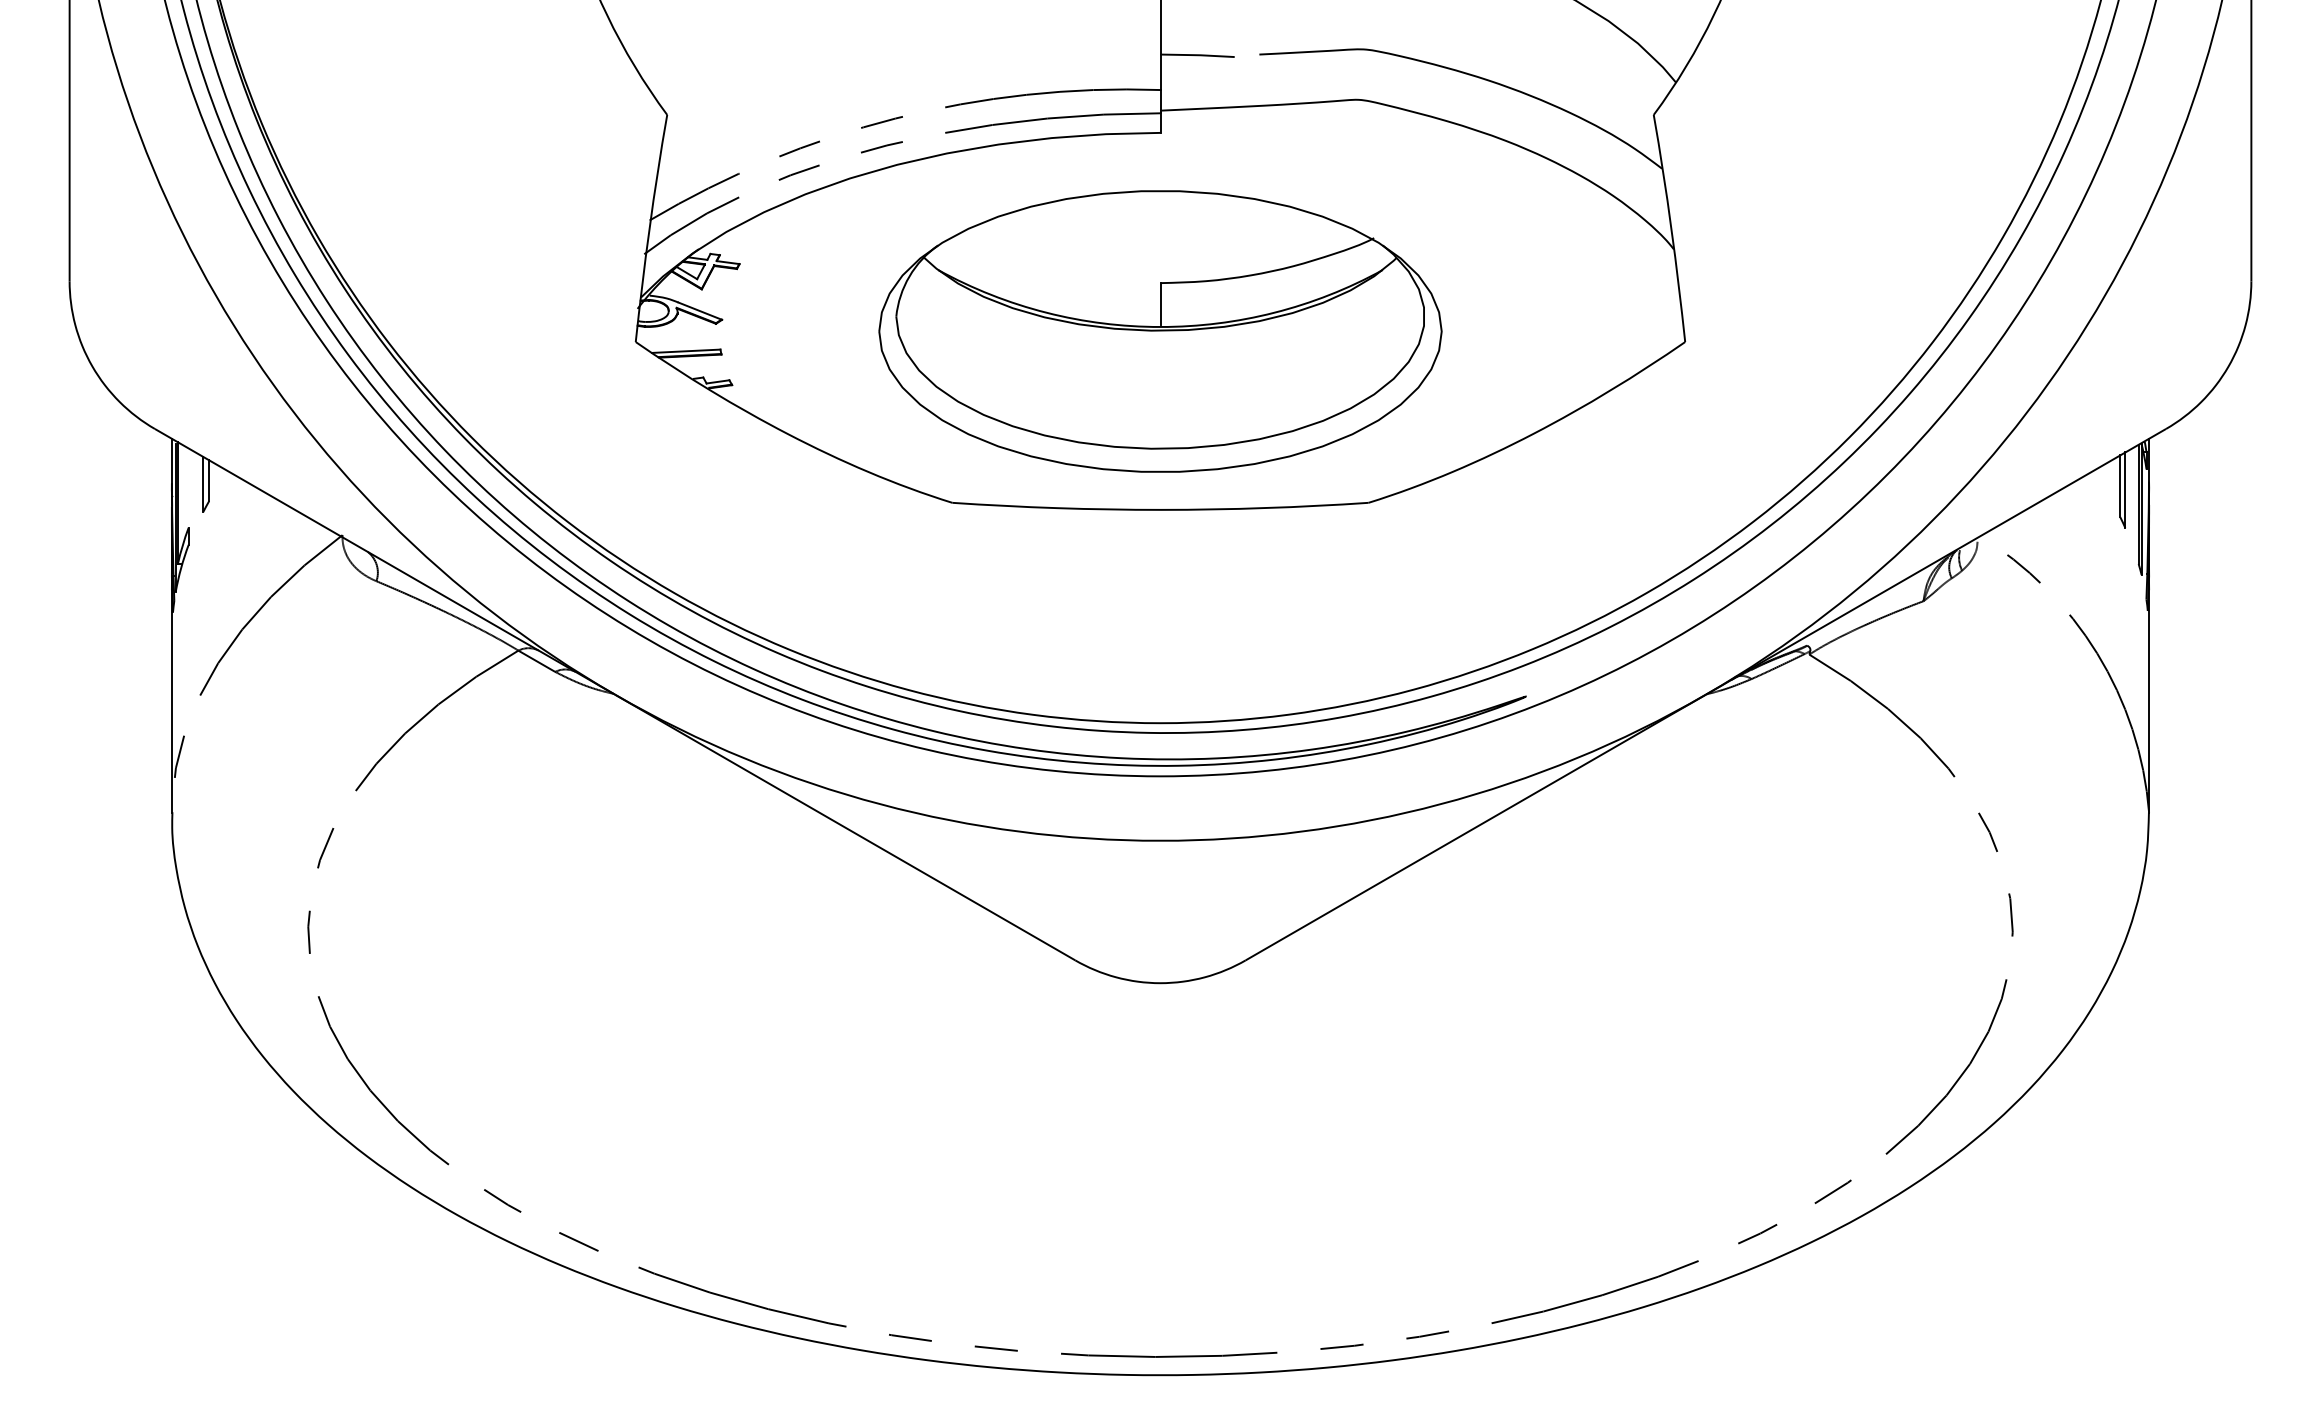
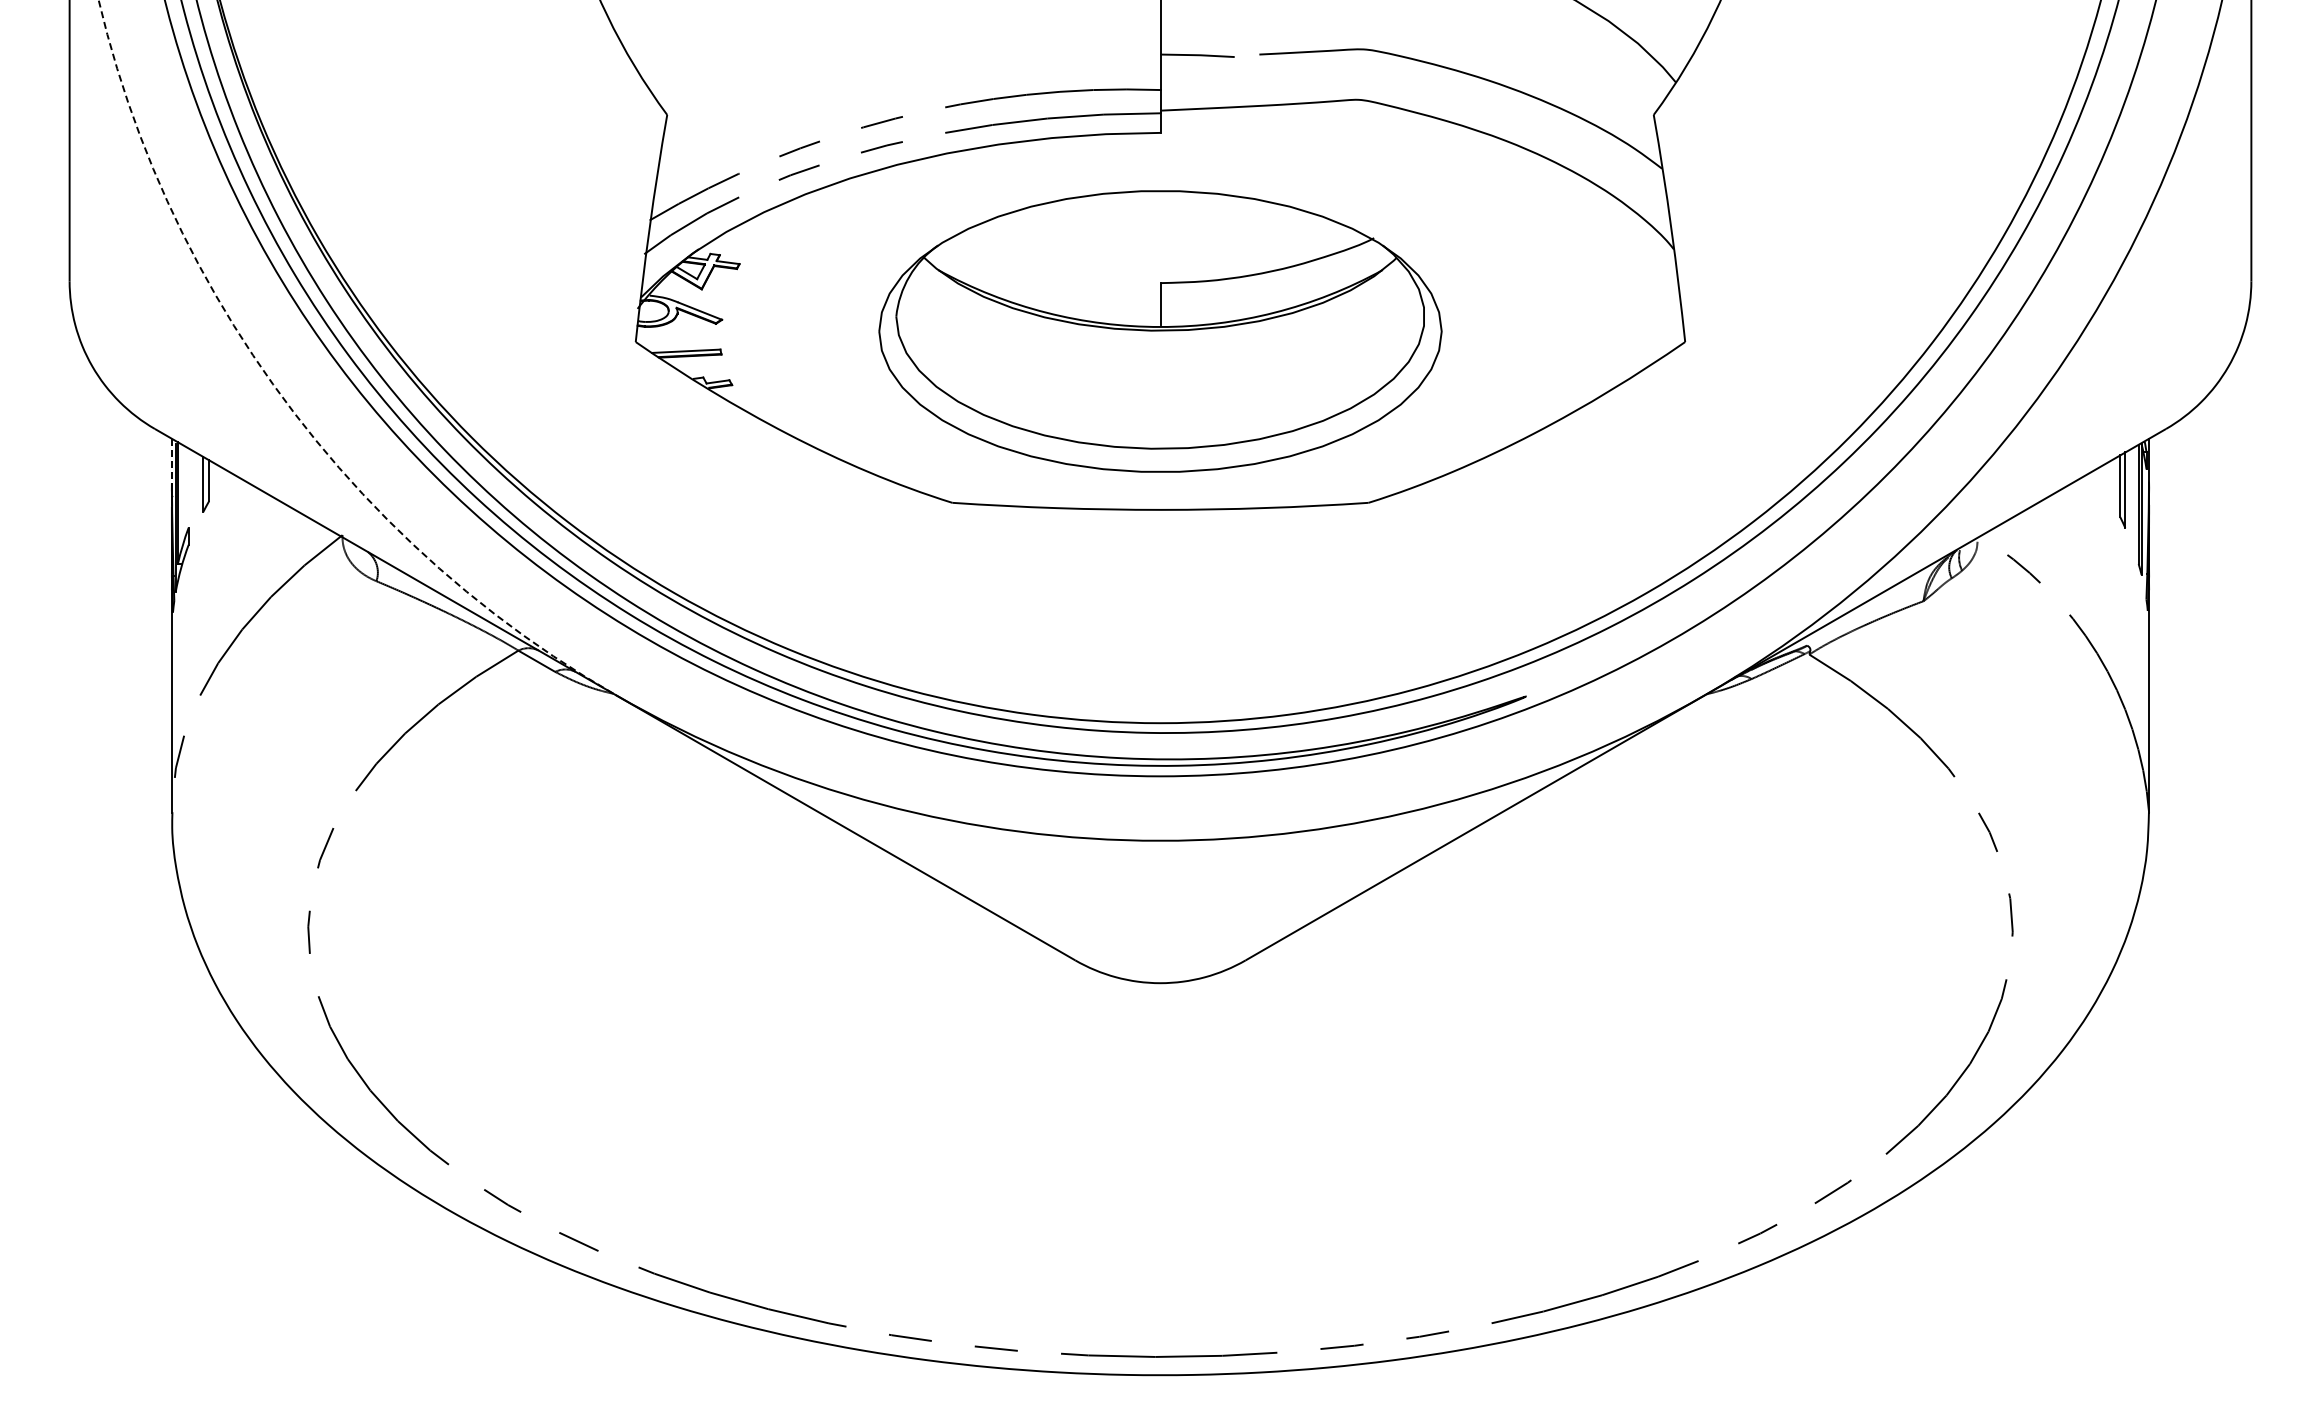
arc: solid -> dashed (285, 401)
line: solid -> dashed (171, 463)
